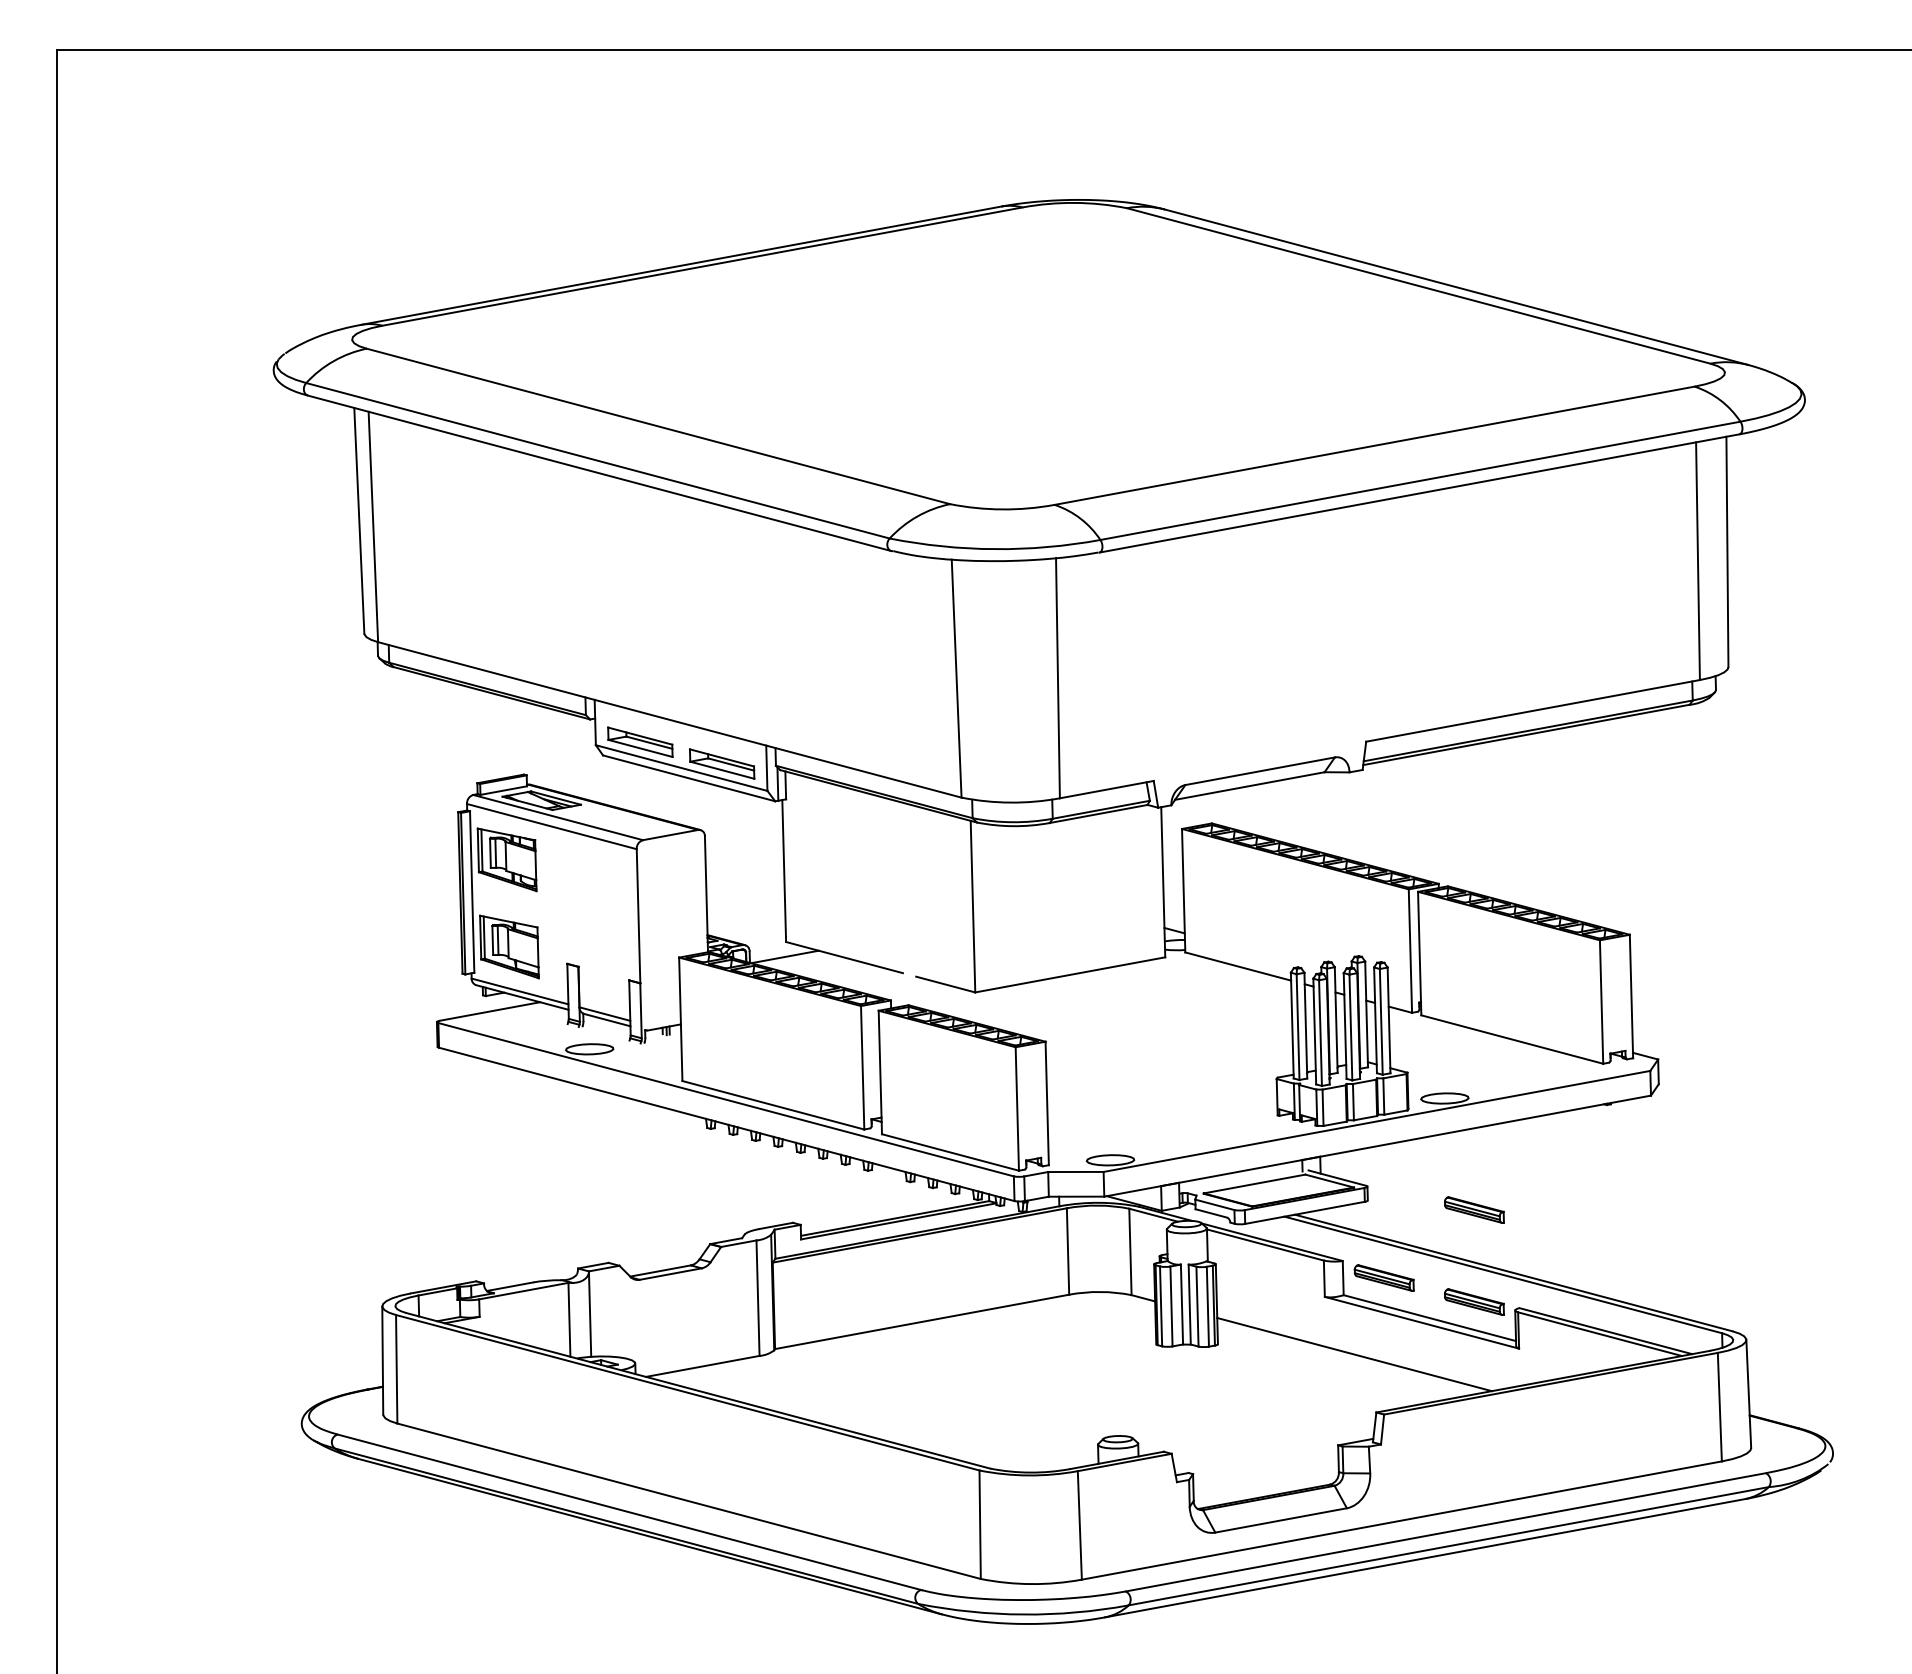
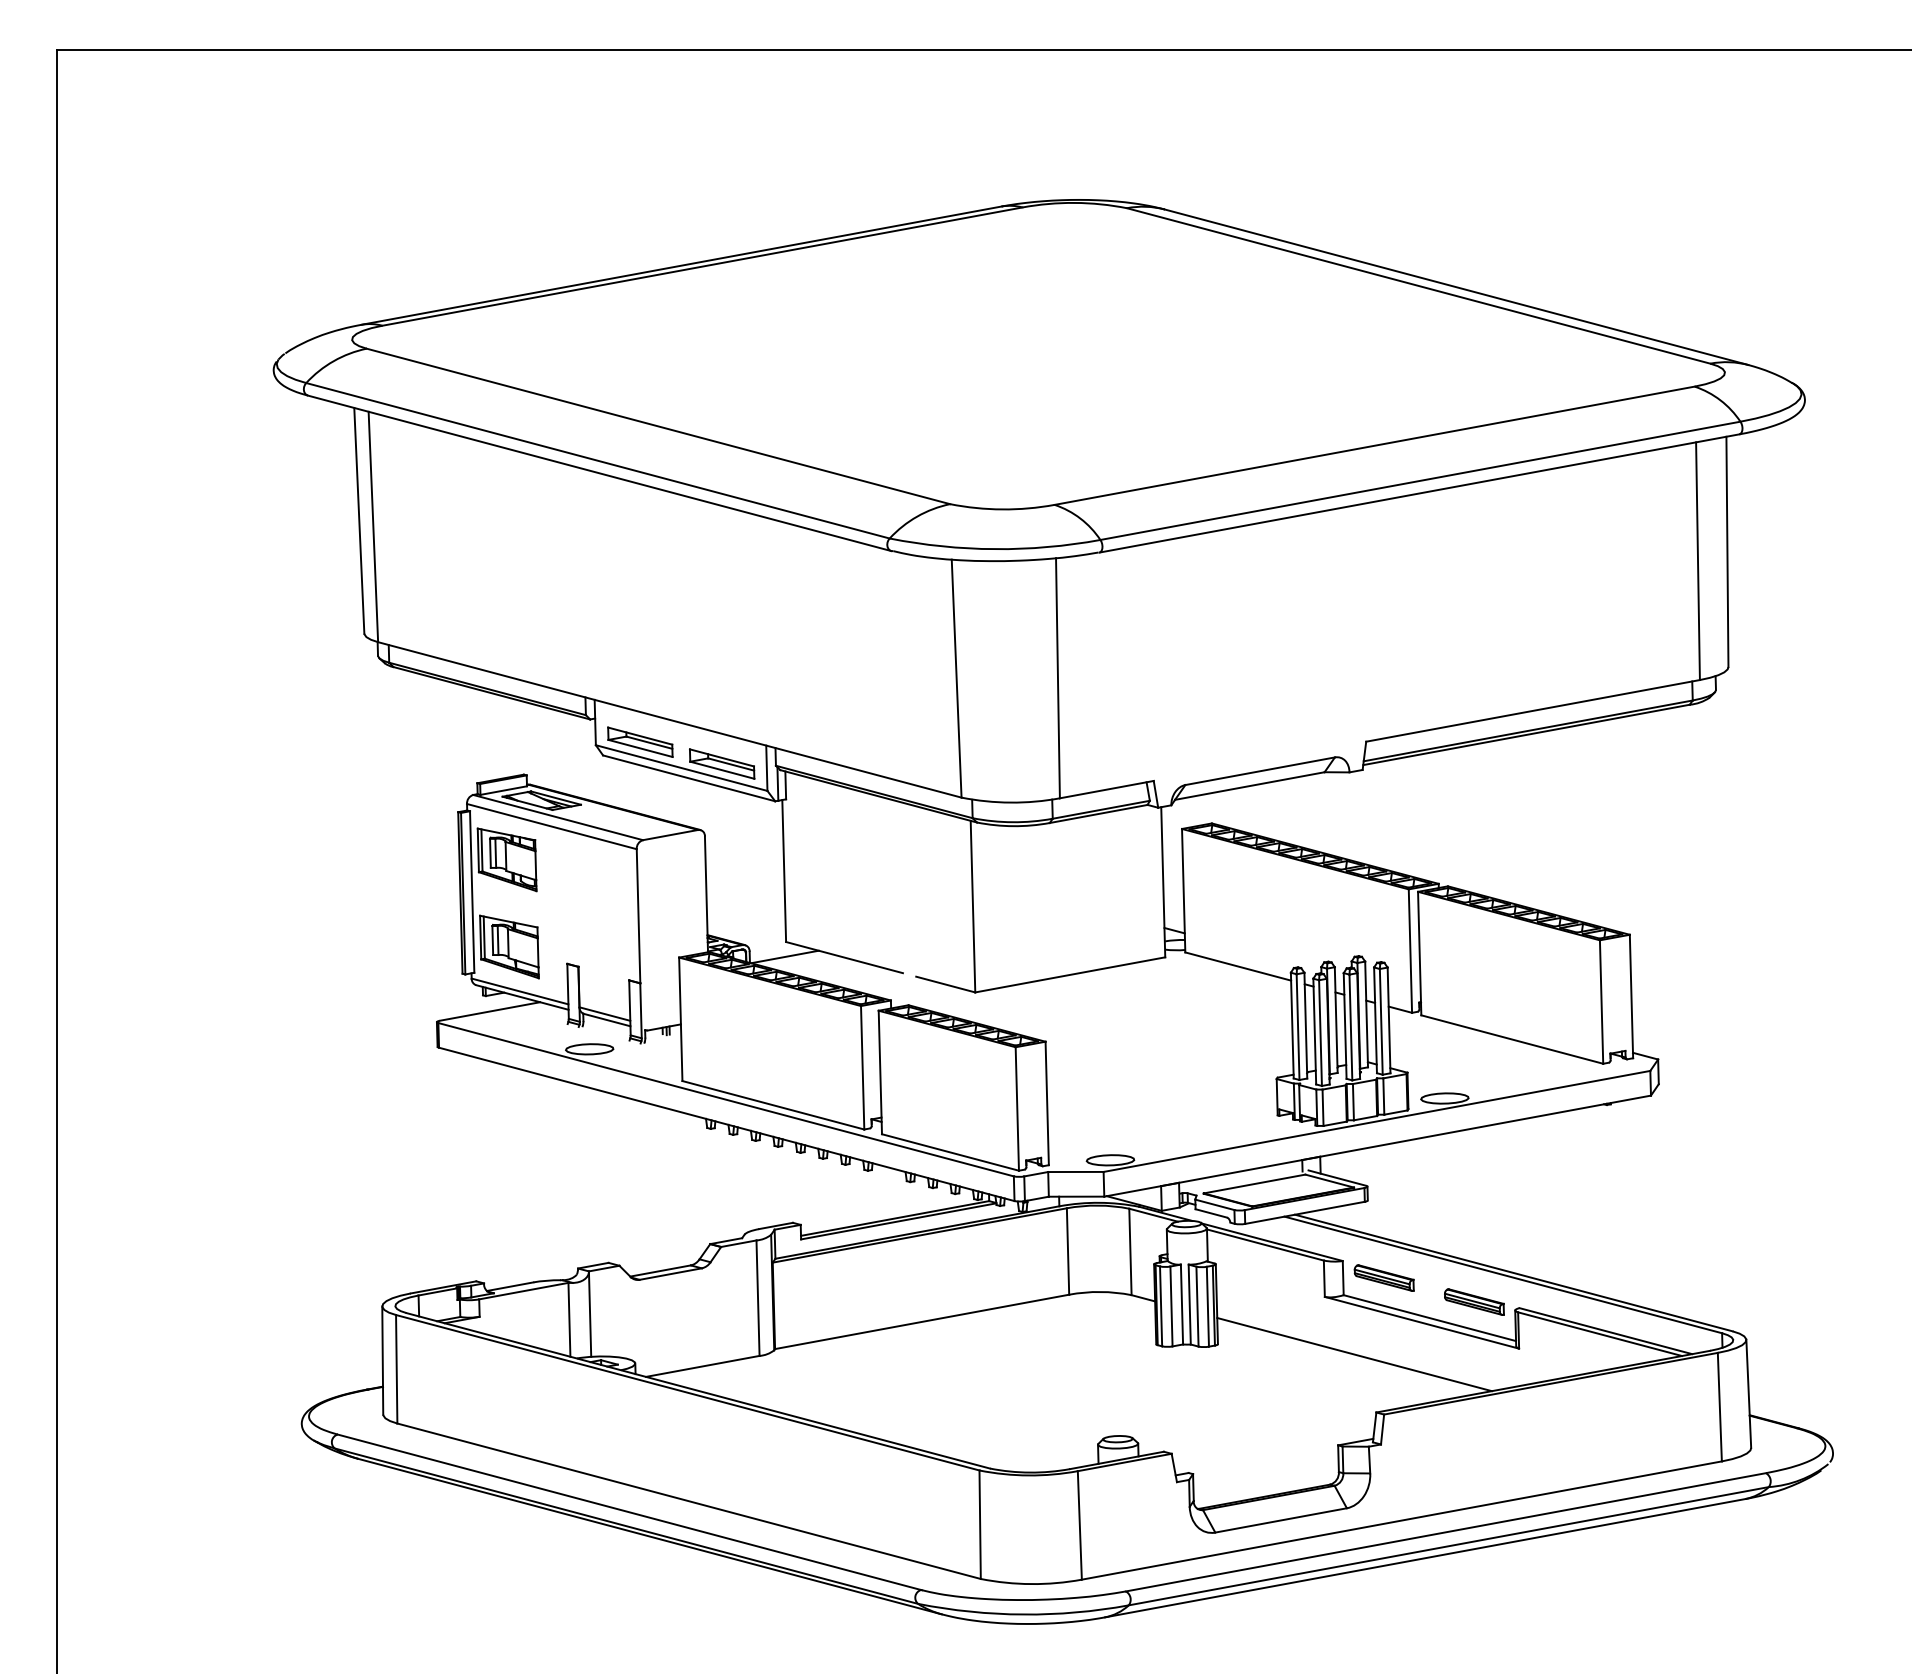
part: present -> none (1474, 1209)
